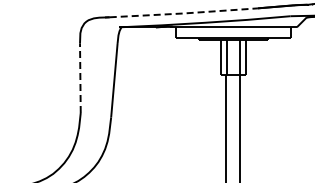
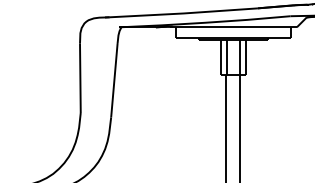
line: dashed -> solid (183, 13)
line: dashed -> solid (80, 78)
